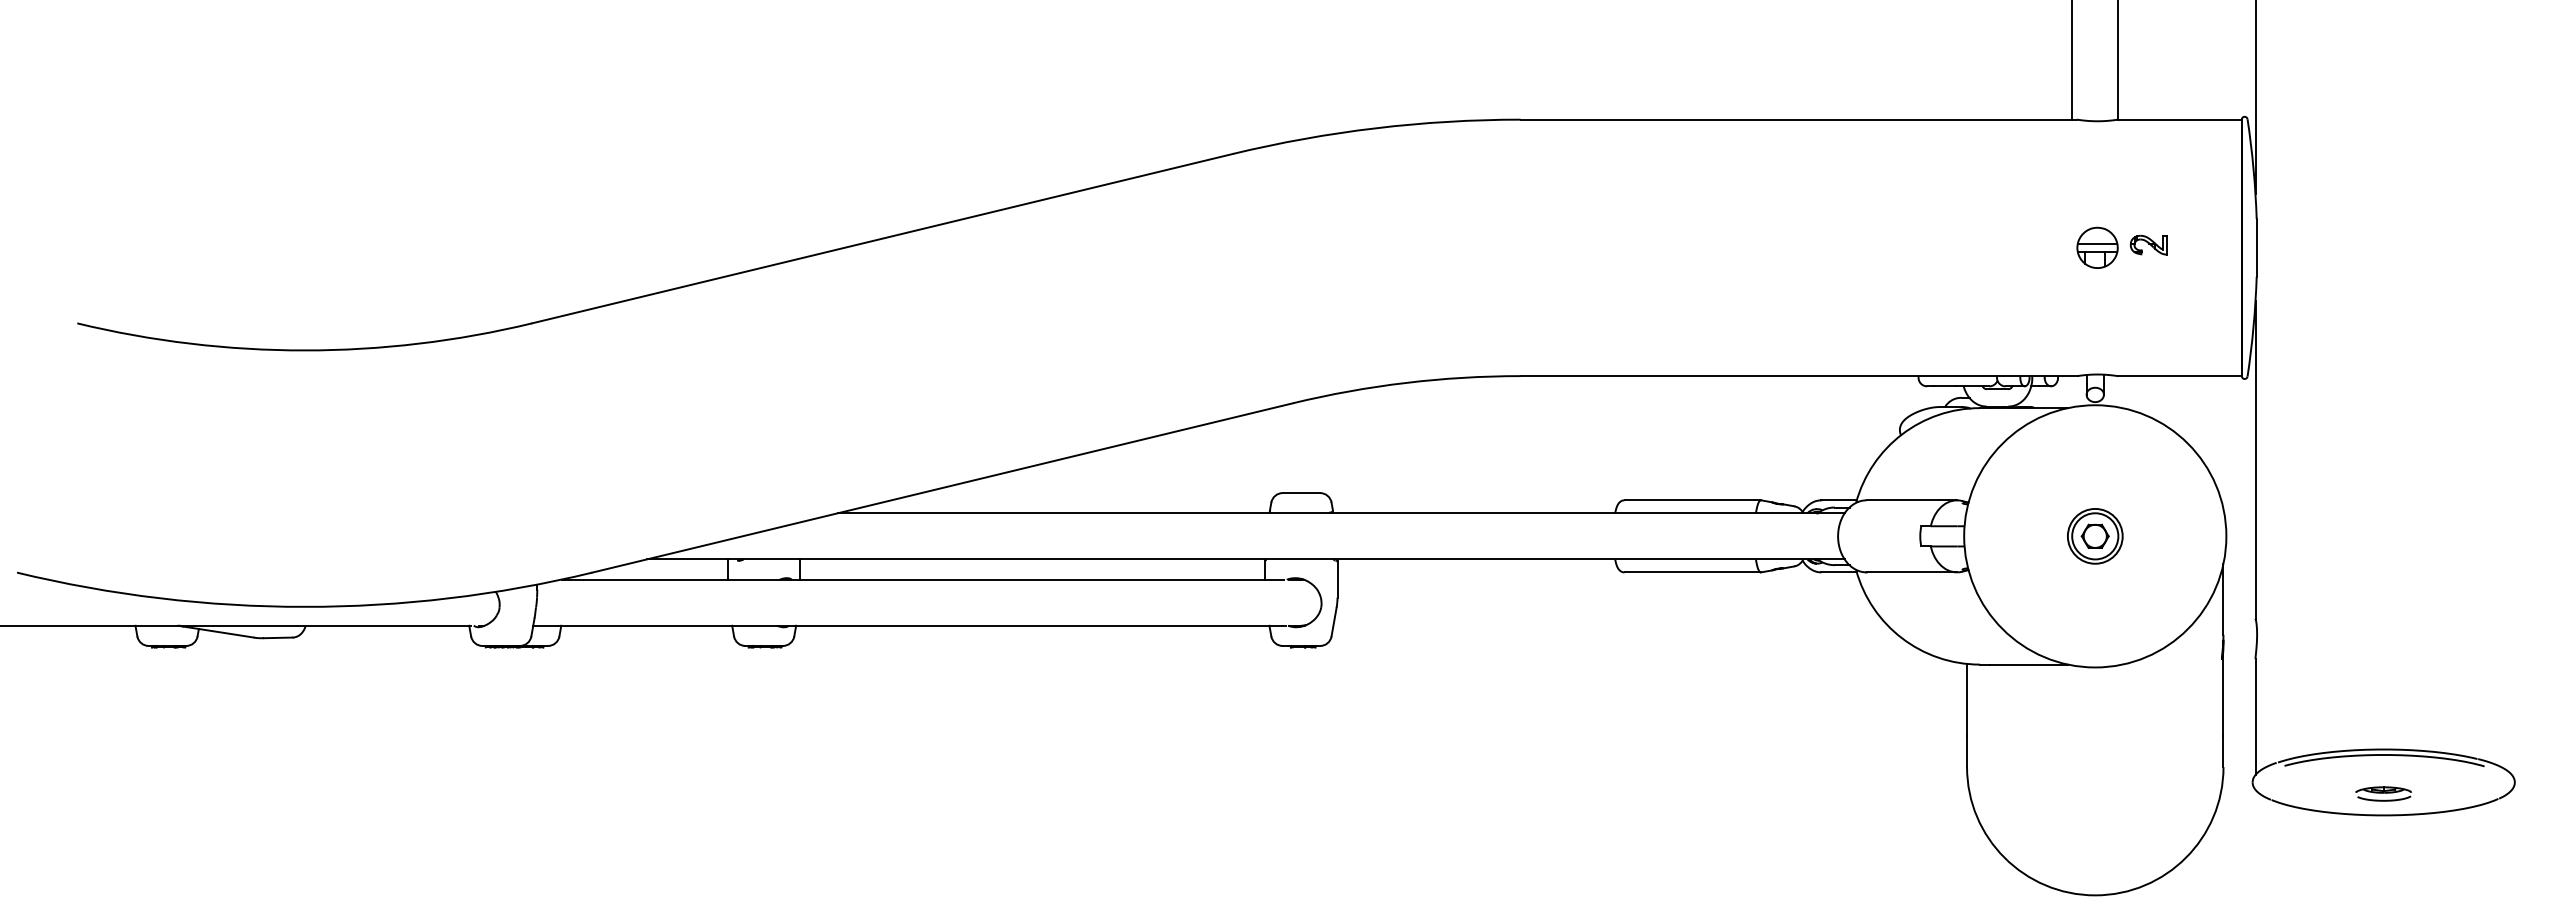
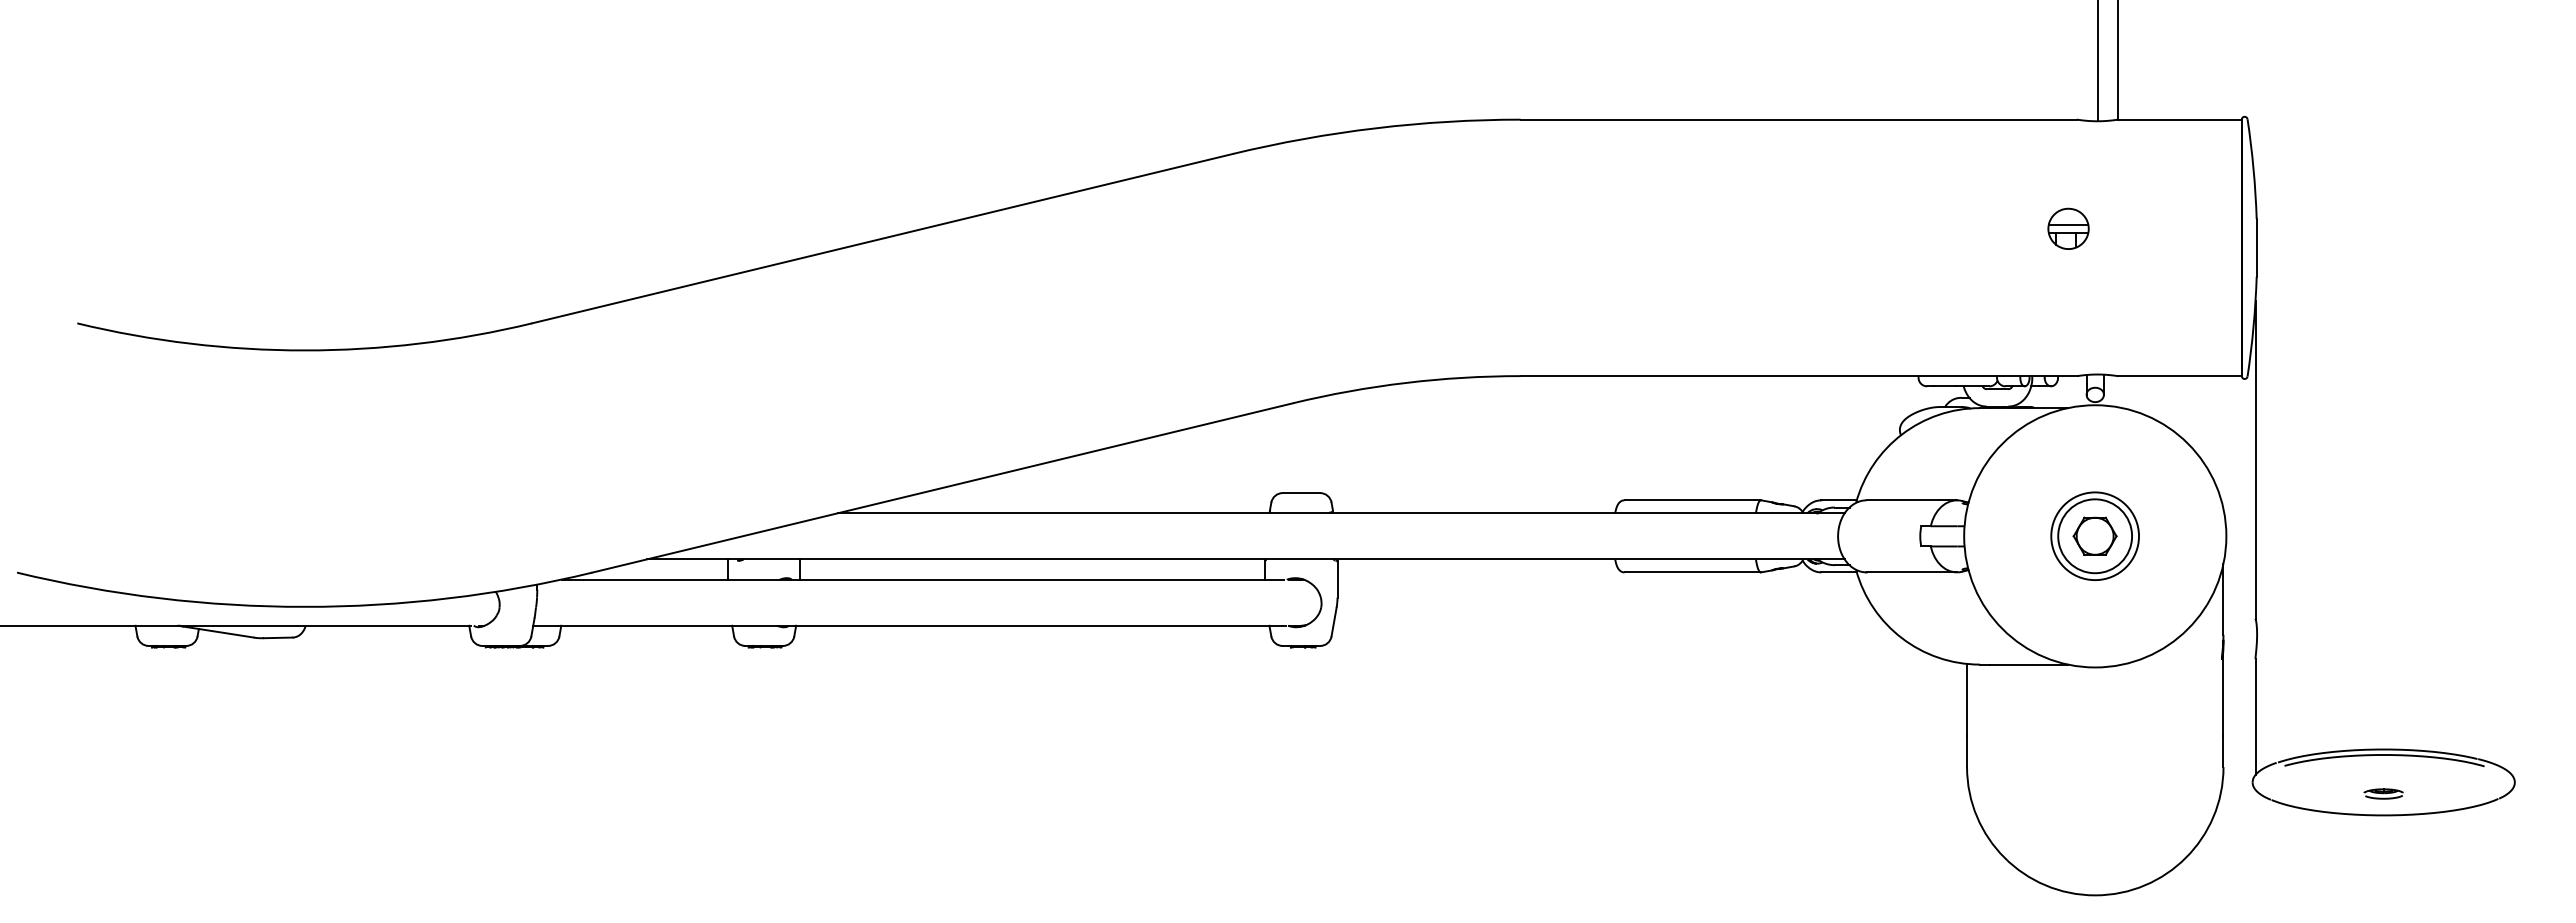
line position: (2072, 60) -> (2098, 60) (2098, 60)
line: present -> none (2255, 98)
part: present -> none (2148, 244)
part position: (2097, 247) -> (2068, 228) (2068, 228)
part size: 57x57 px -> 90x90 px (2094, 535)
part size: 57x16 px -> 41x12 px (2383, 793)
